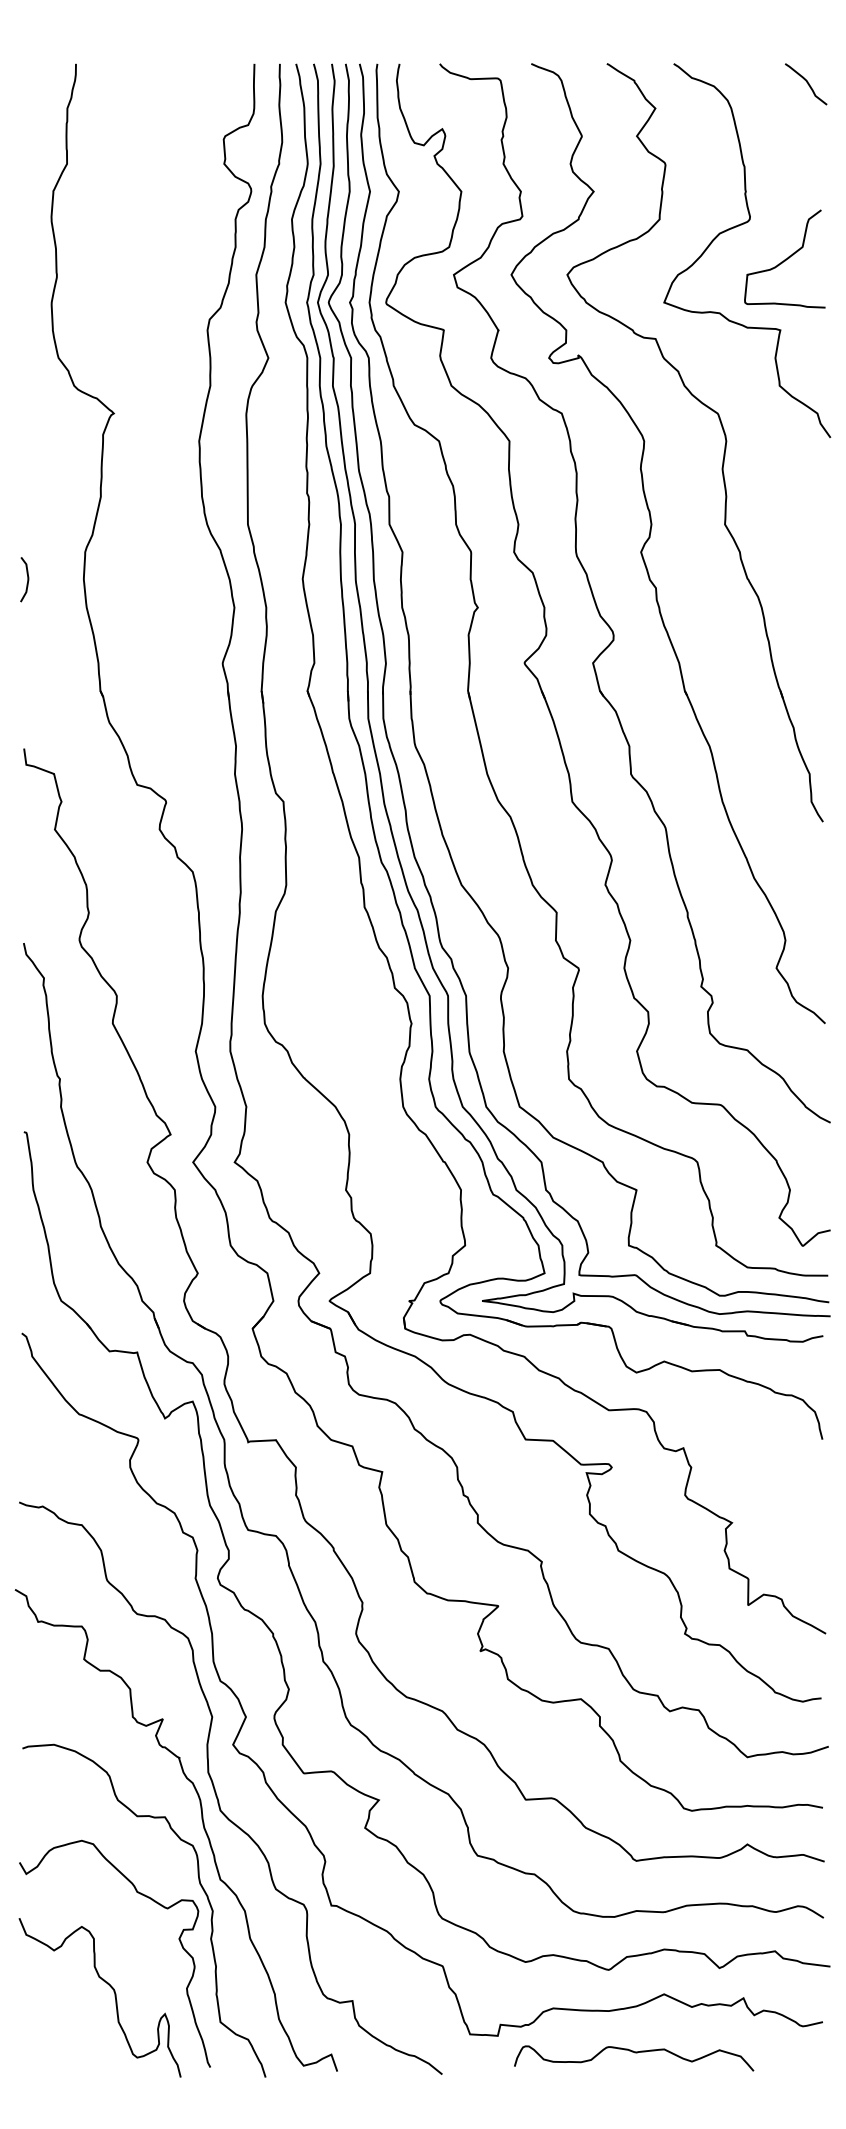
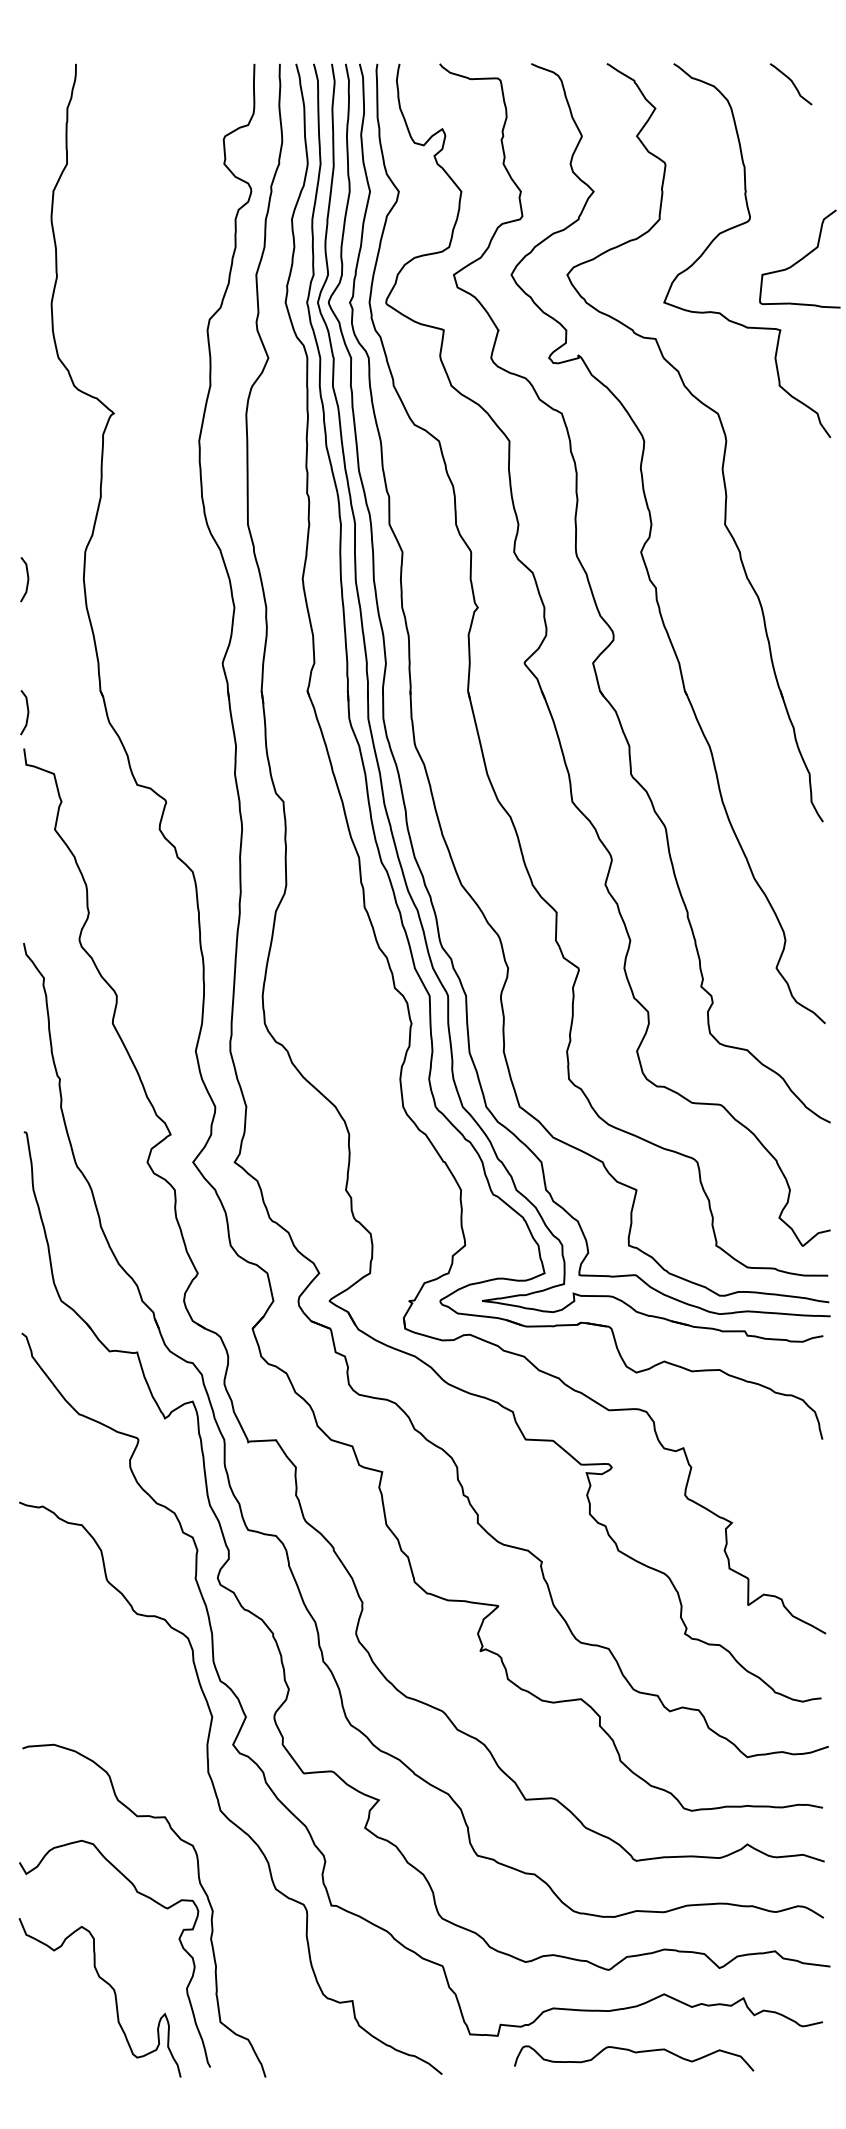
curve position: (807, 84) -> (792, 84) (792, 84)
curve position: (785, 258) -> (800, 258) (800, 258)
curve: none -> present (27, 712)
curve: present -> none (202, 1825)
